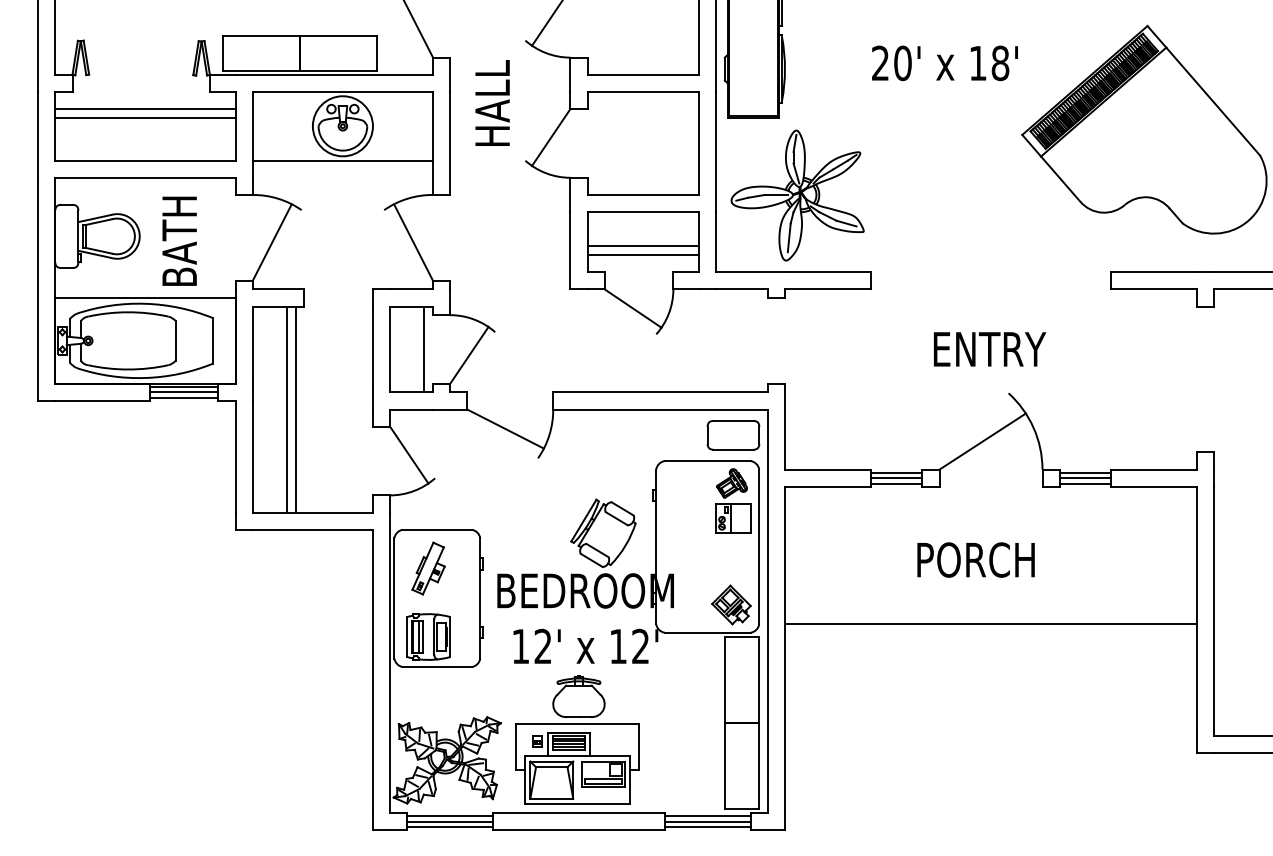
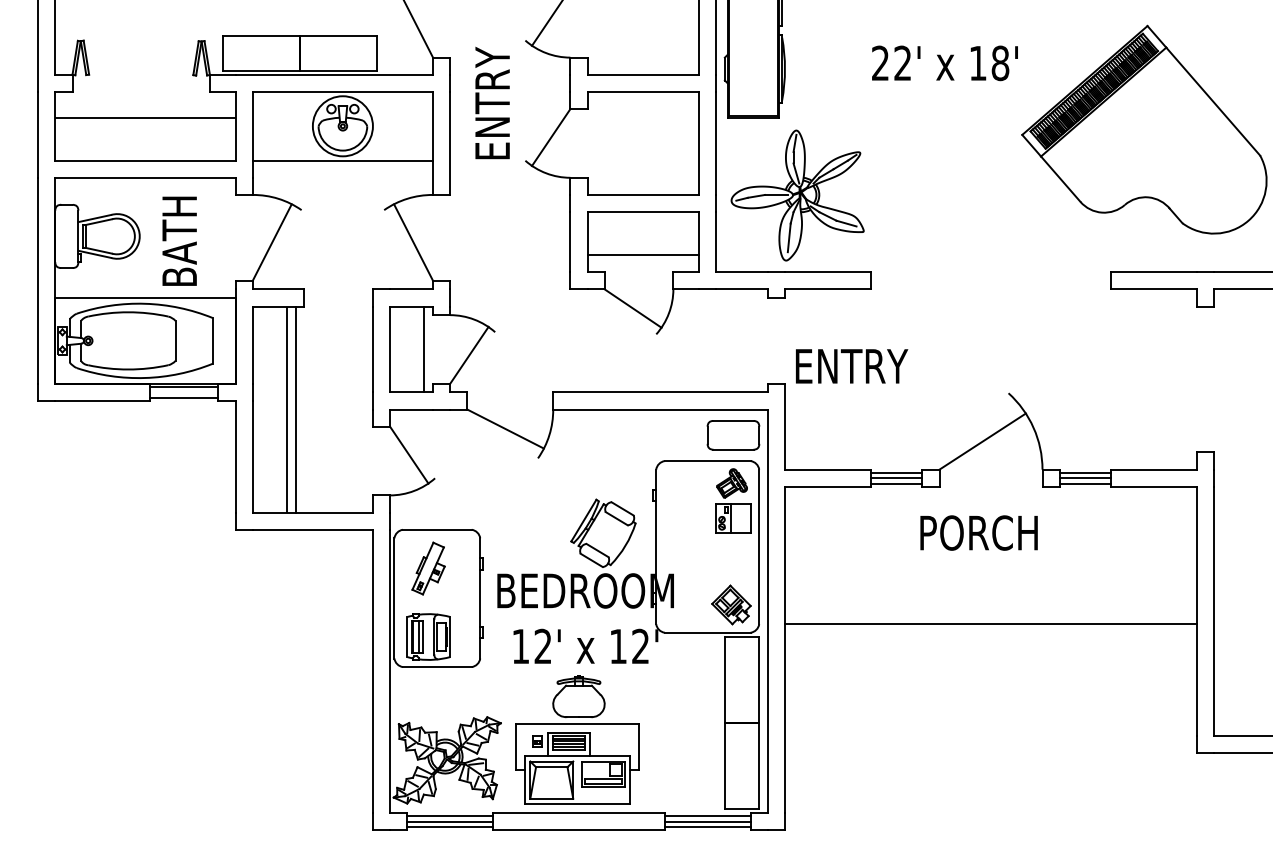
text: 20' -> 22' (902, 63)
text: HALL -> ENTRY (492, 102)
line: present -> none (145, 109)
line: present -> none (643, 246)
text position: (990, 349) -> (852, 366) (852, 366)
line: present -> none (183, 392)
text position: (975, 559) -> (978, 532) (978, 532)
